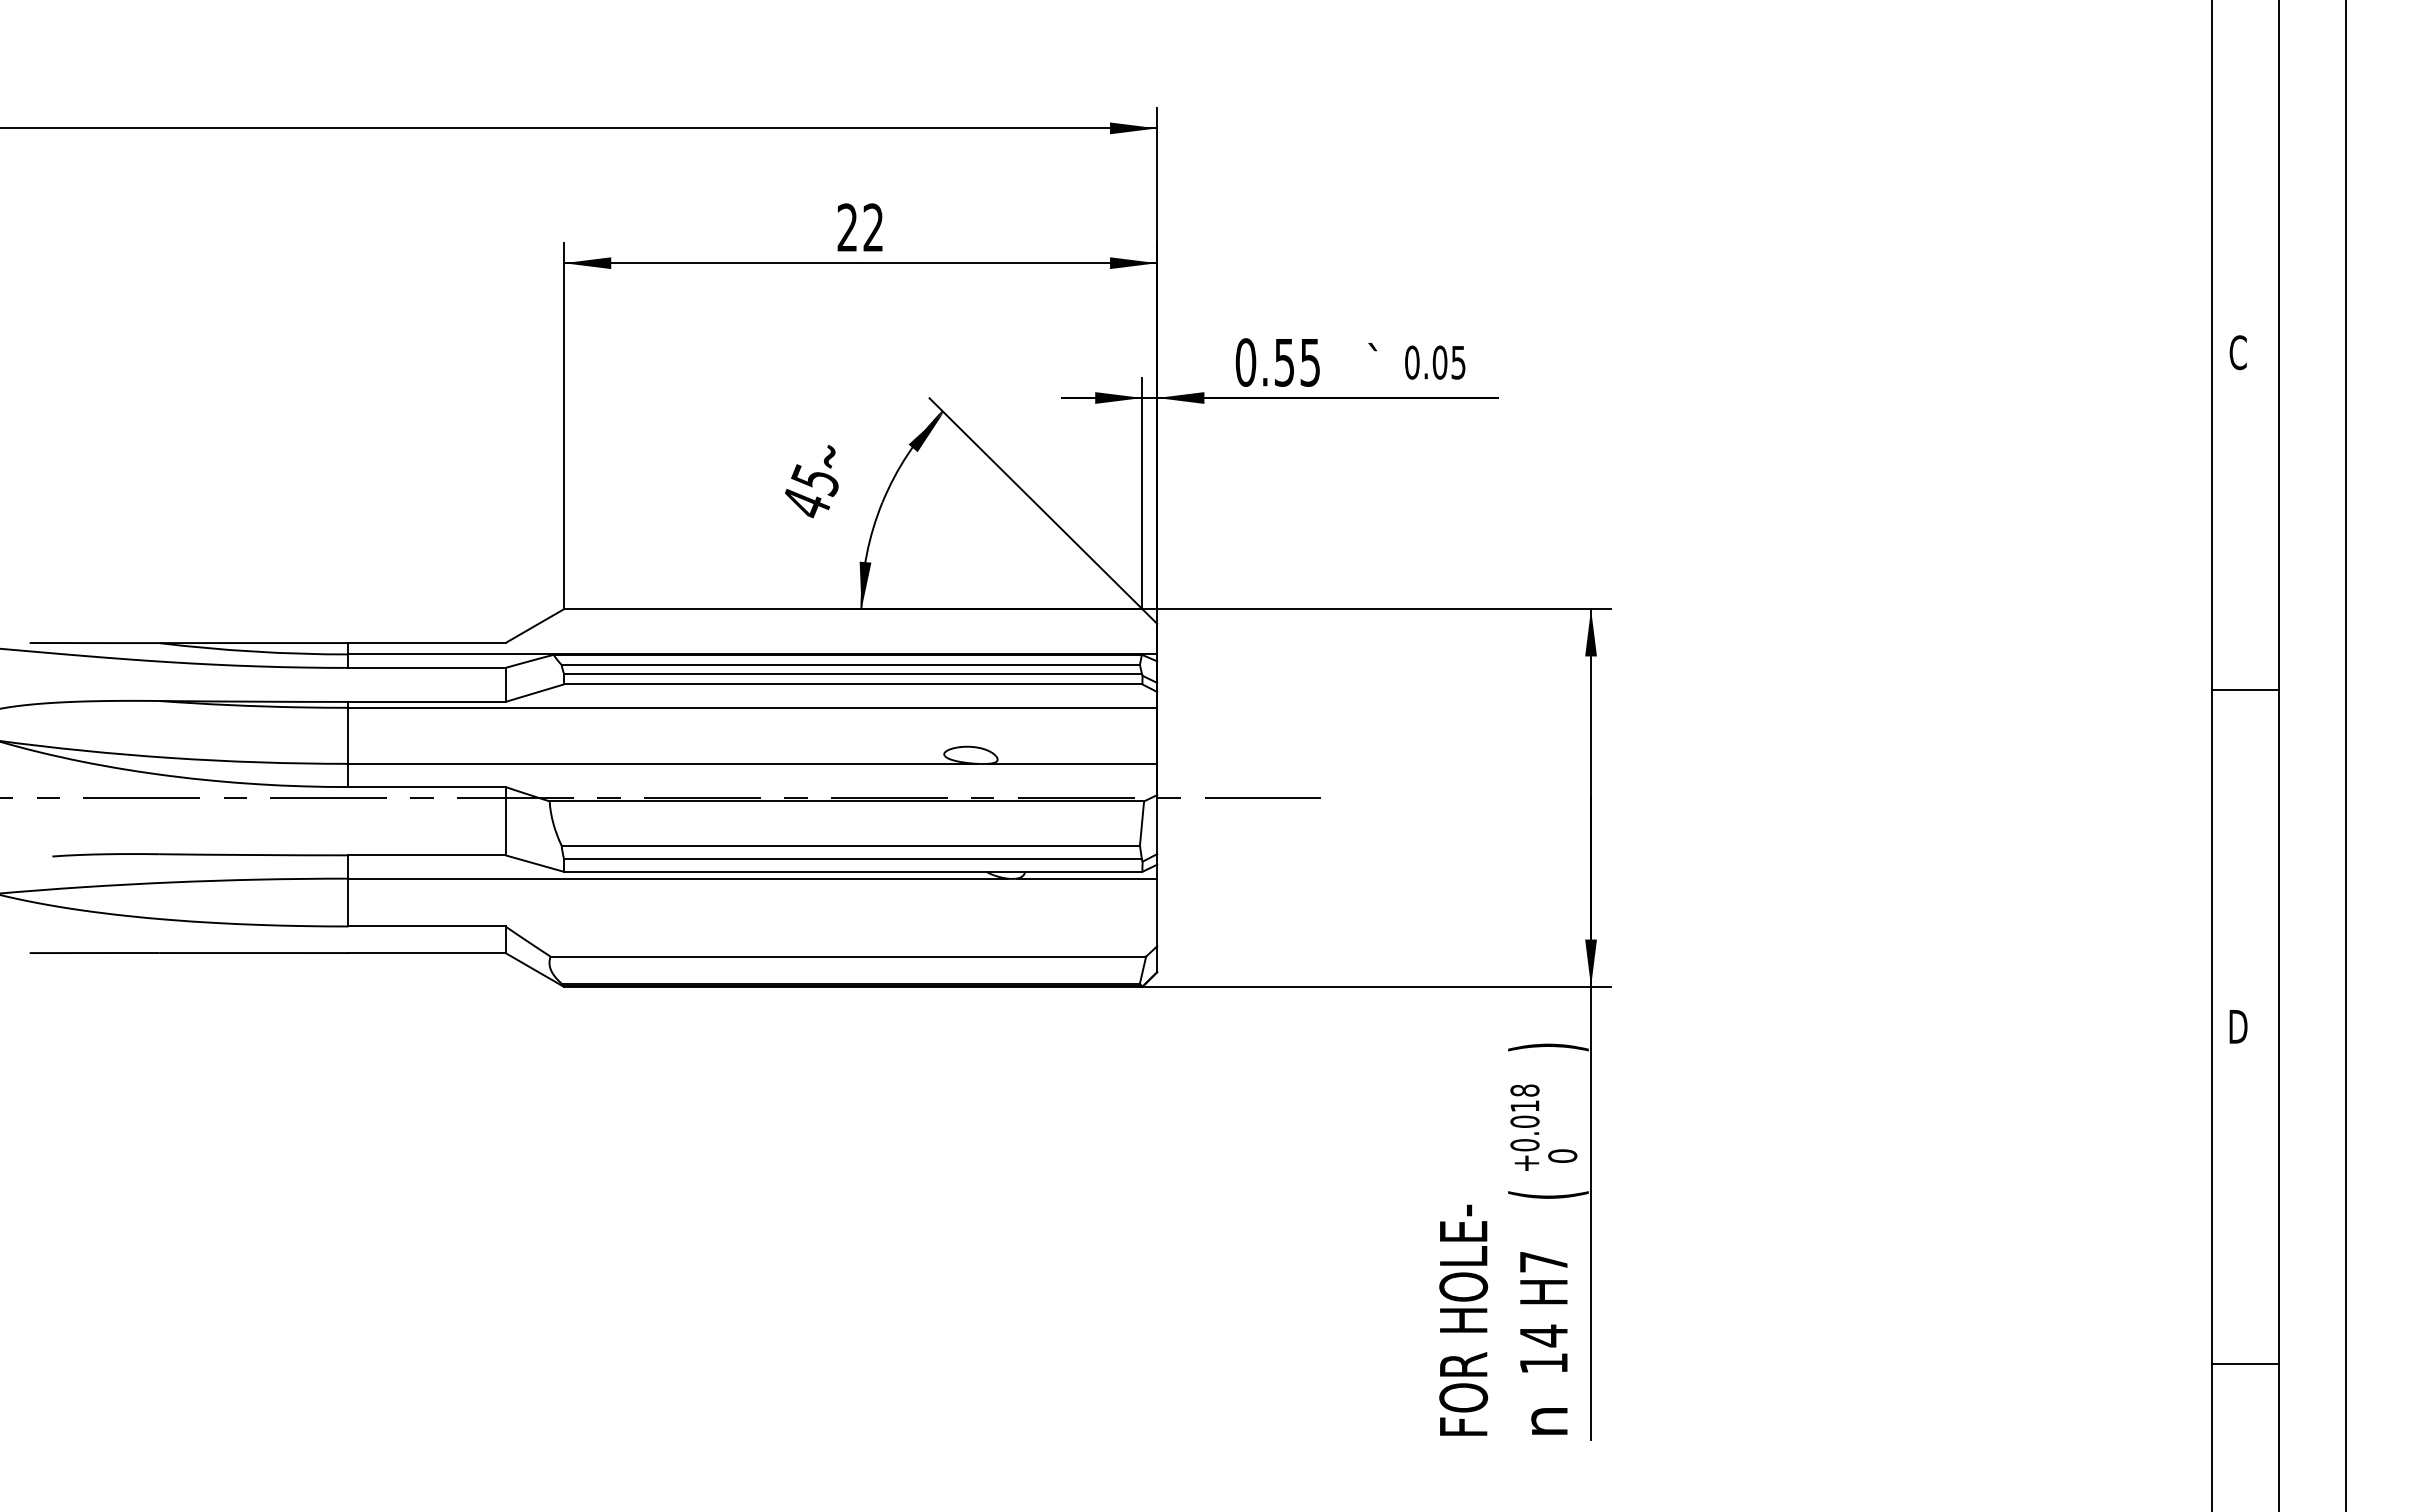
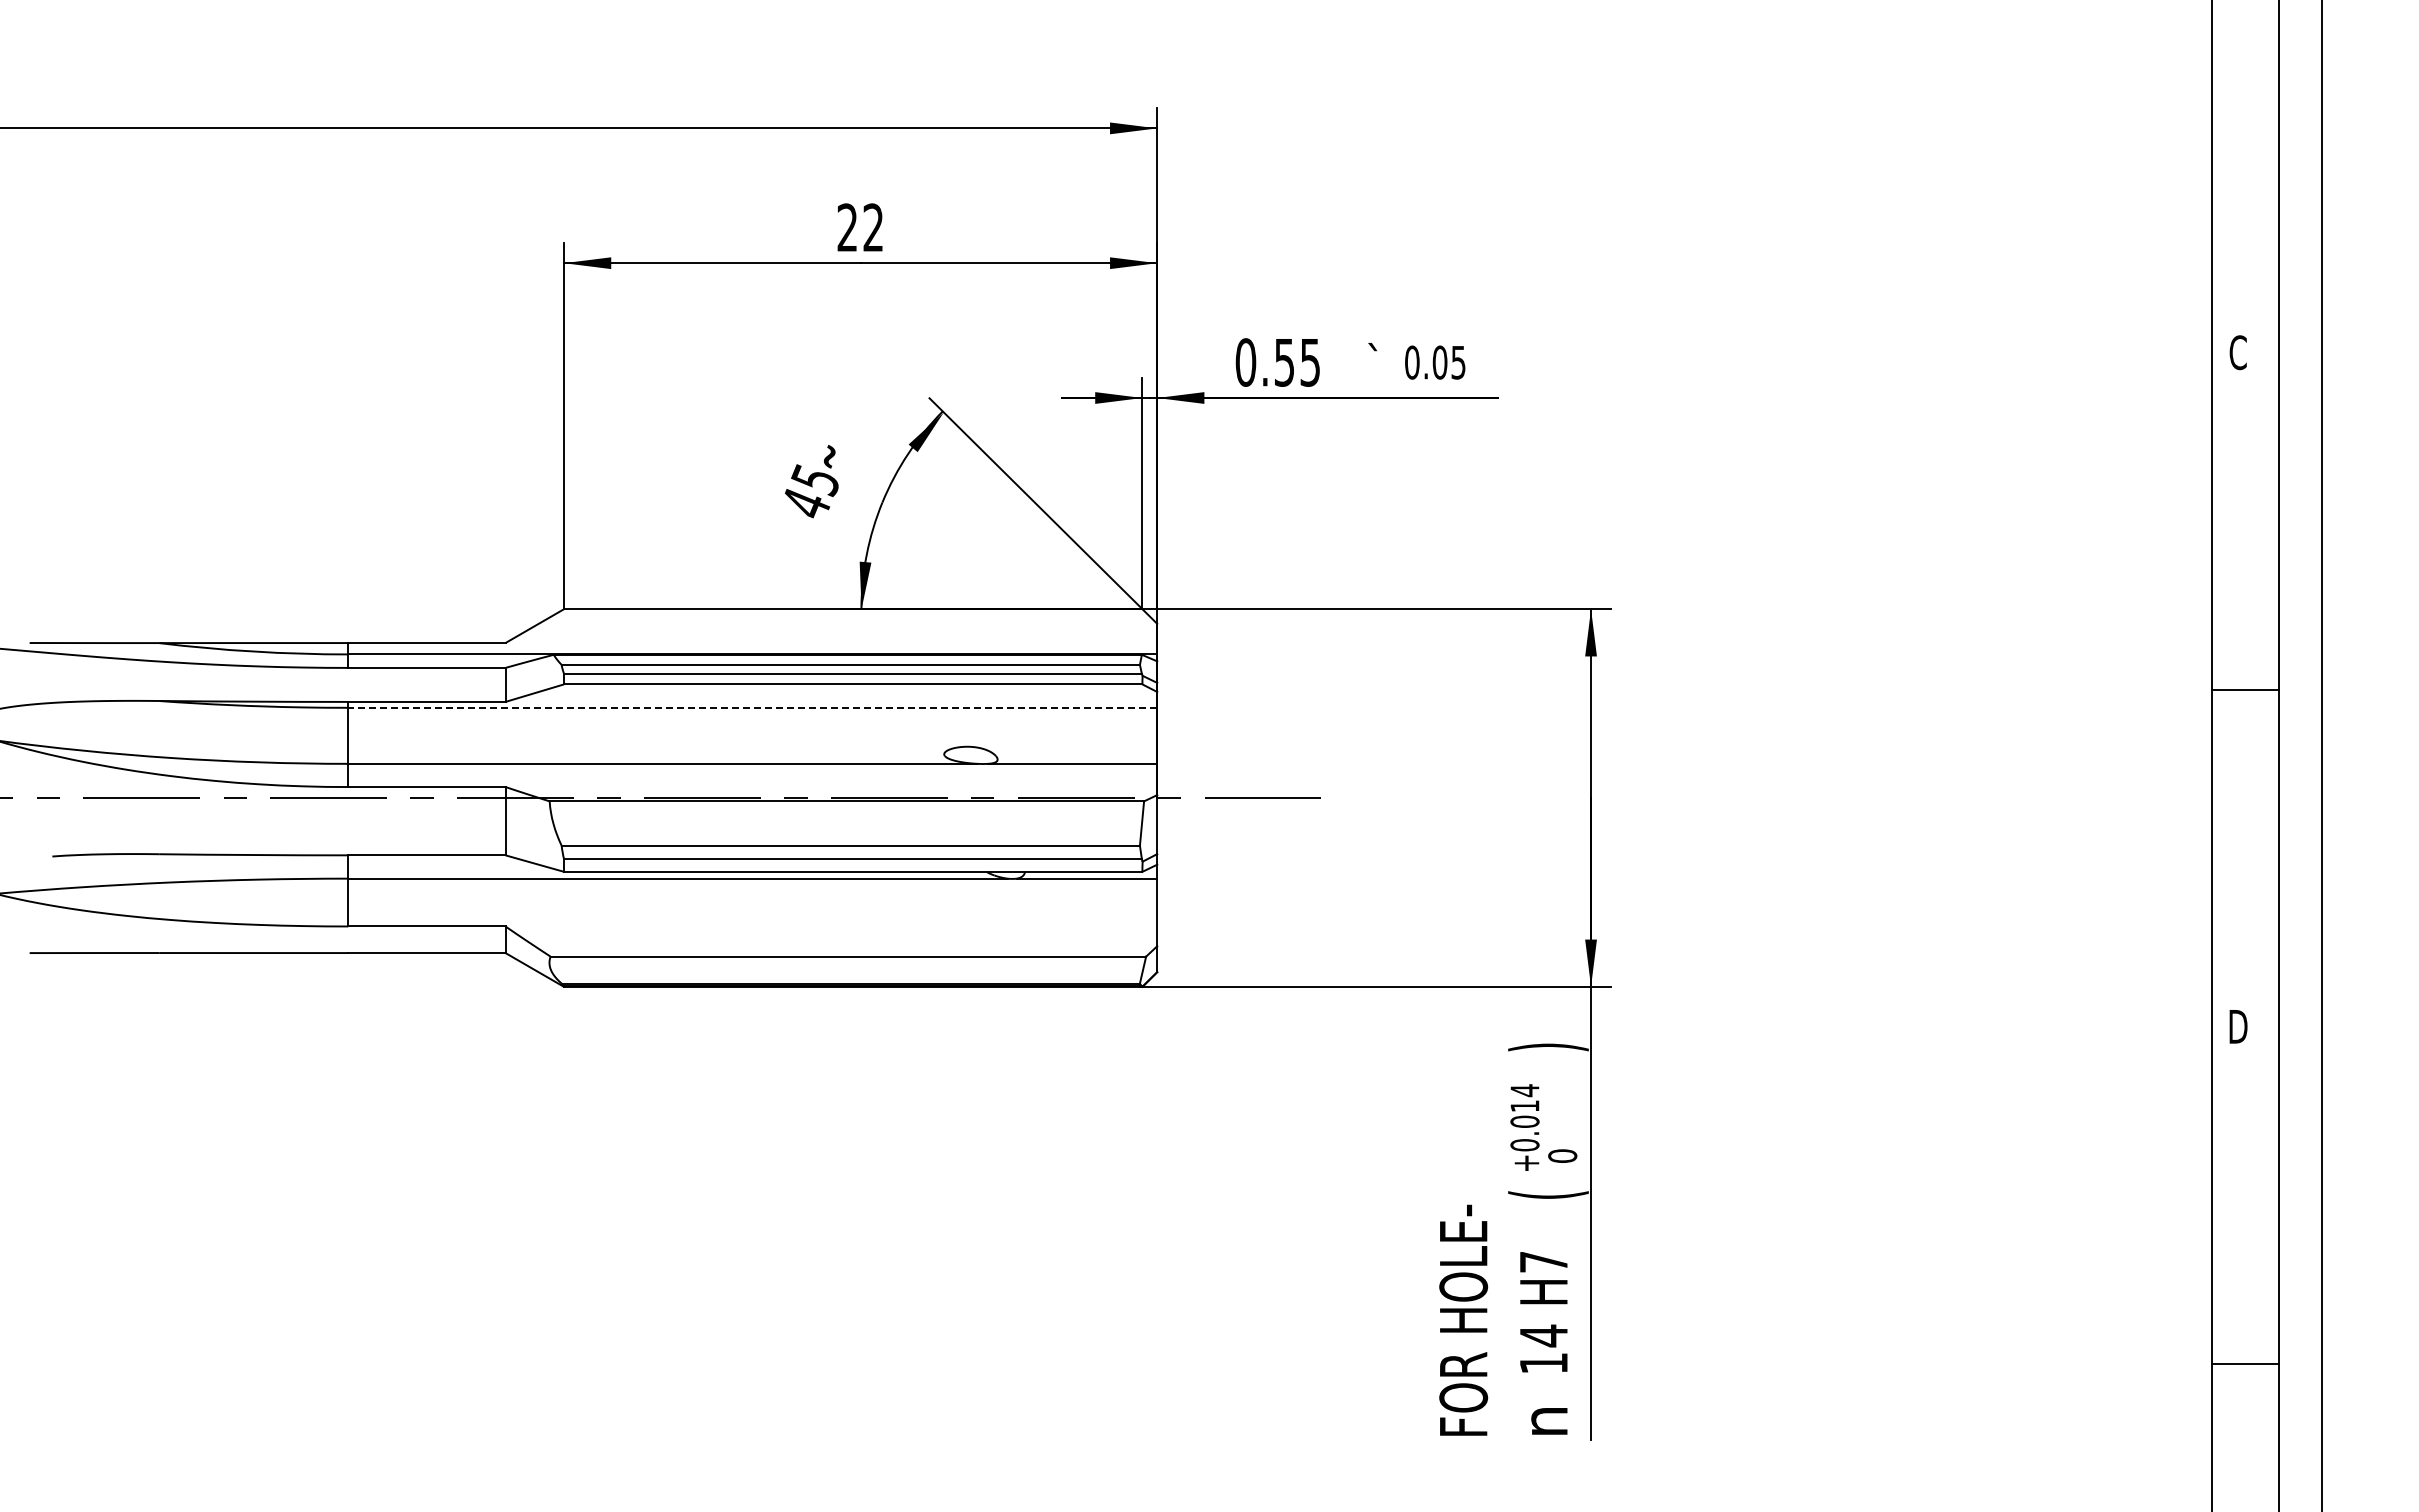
line: solid -> dashed (752, 707)
line position: (2346, 755) -> (2322, 755) (2322, 755)
text: +0.018 -> +0.014 (1524, 1090)
